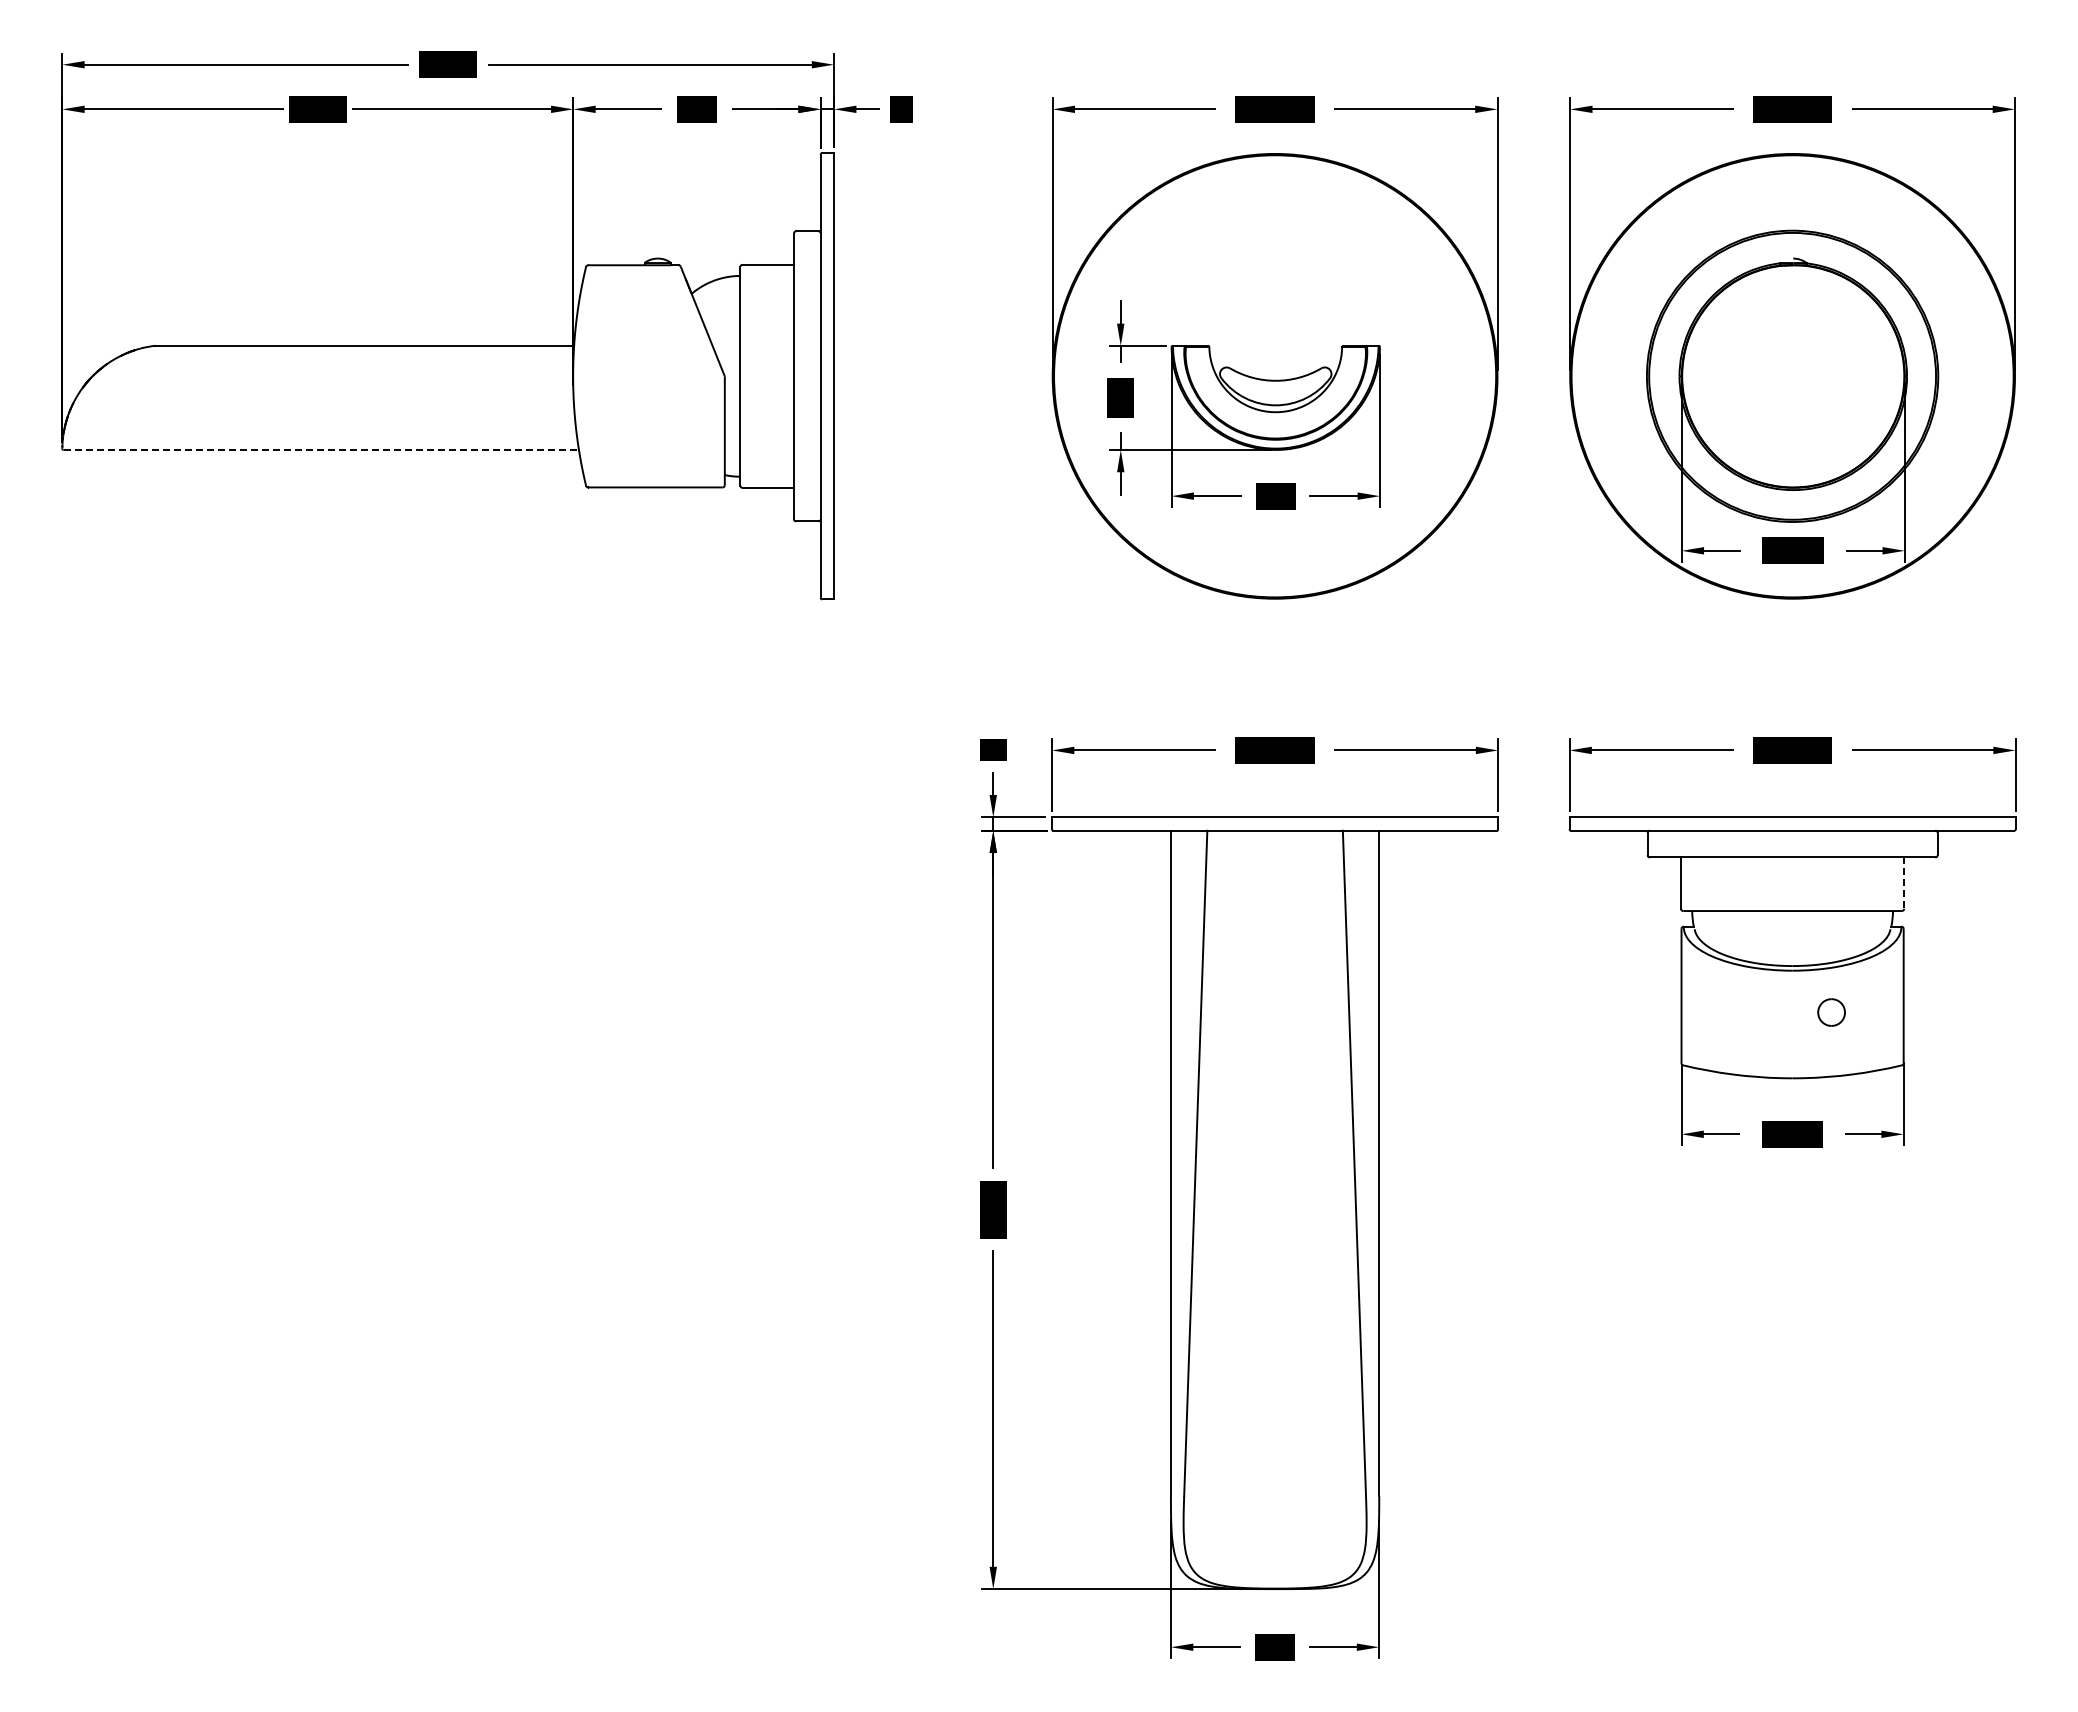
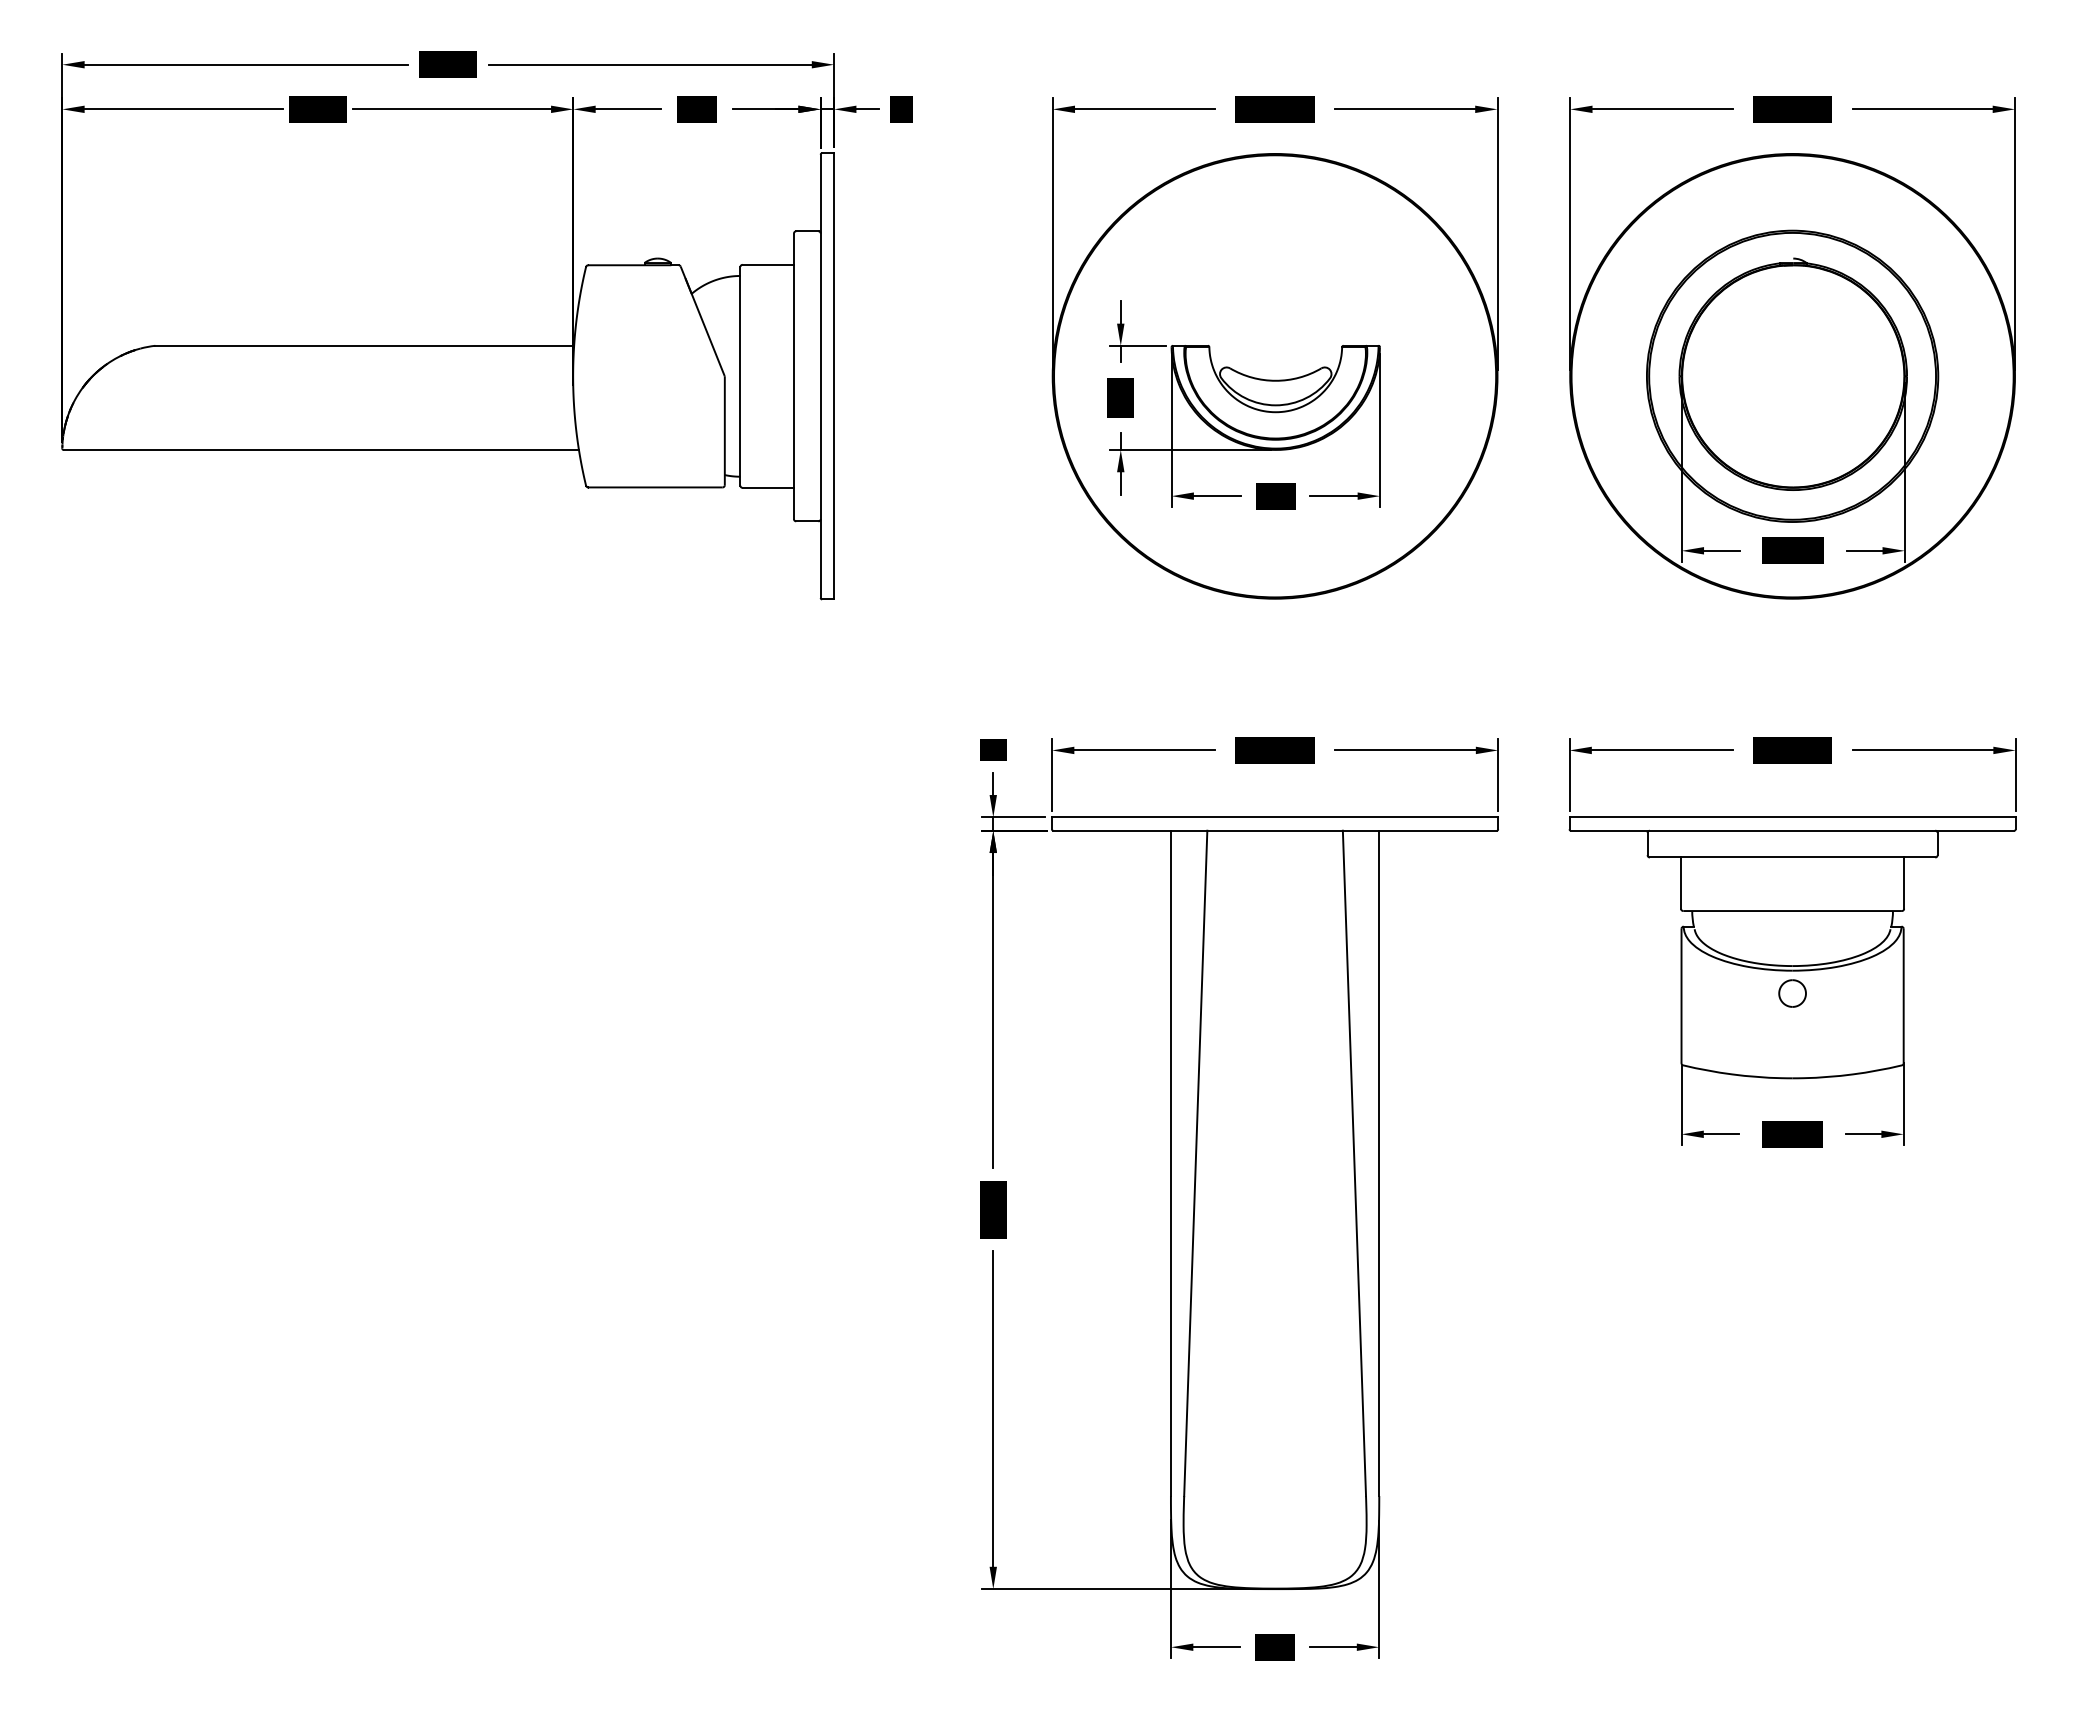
line: dashed -> solid (321, 449)
line: dashed -> solid (1904, 883)
part position: (1831, 1012) -> (1792, 993) (1792, 993)
